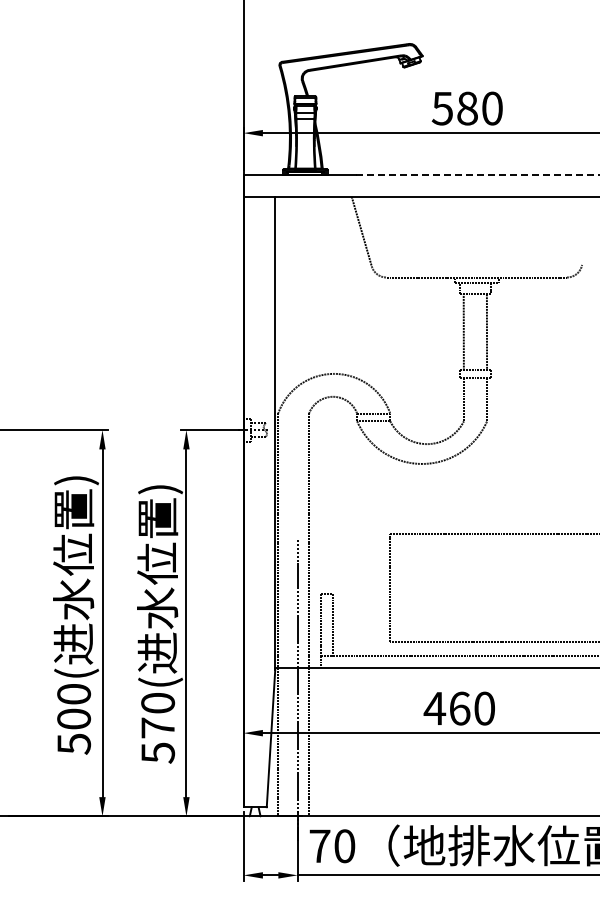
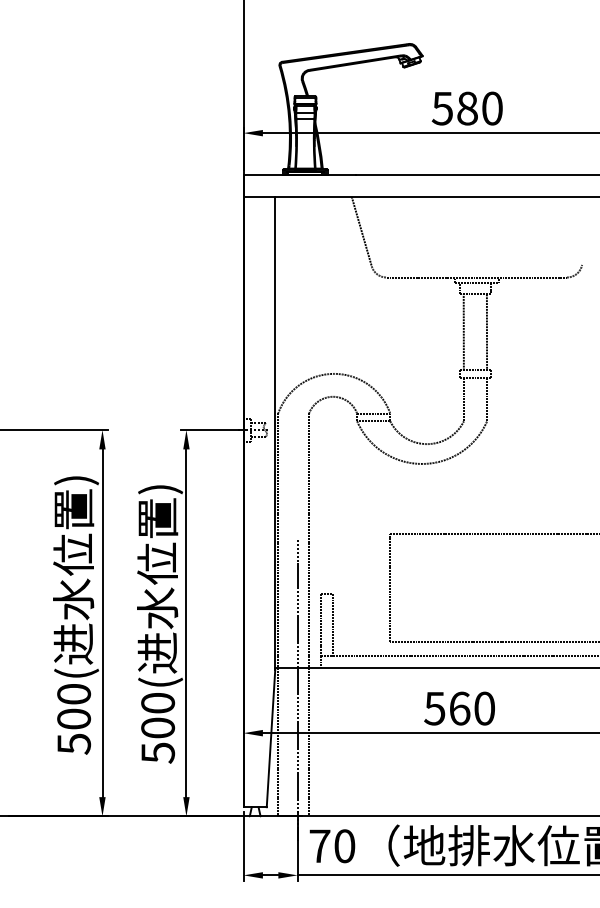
line: dashed -> solid (478, 175)
text: 460 -> 560 (434, 708)
text: 570( -> 500( (158, 727)
